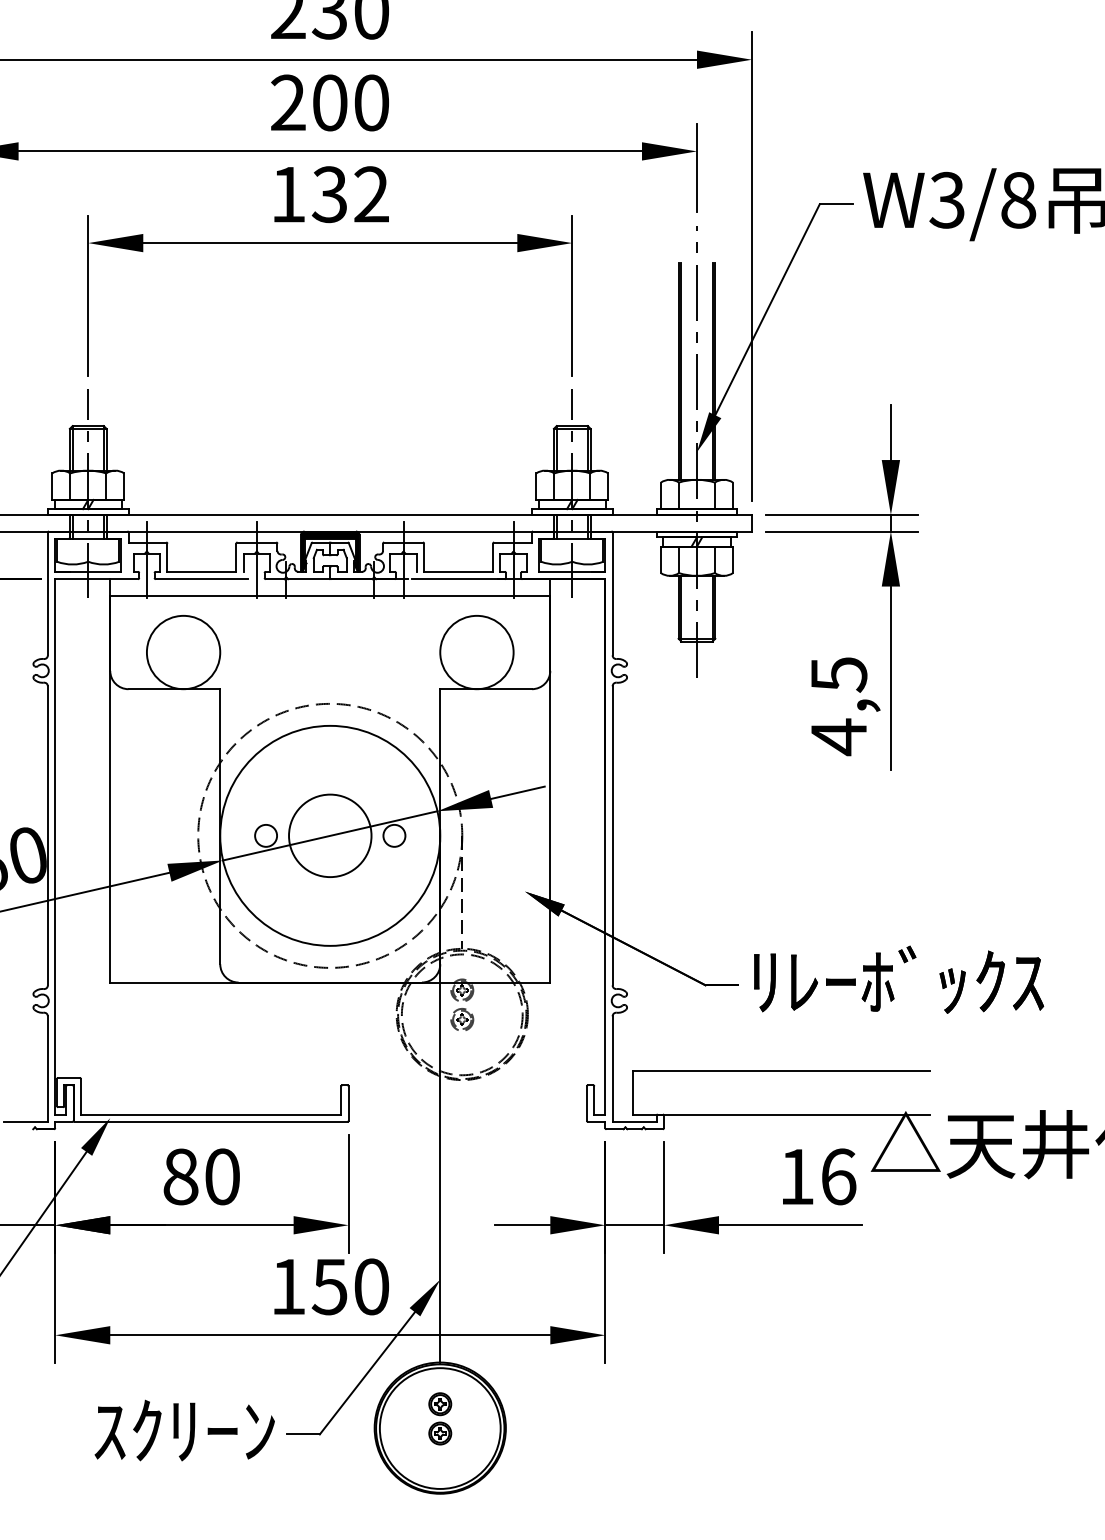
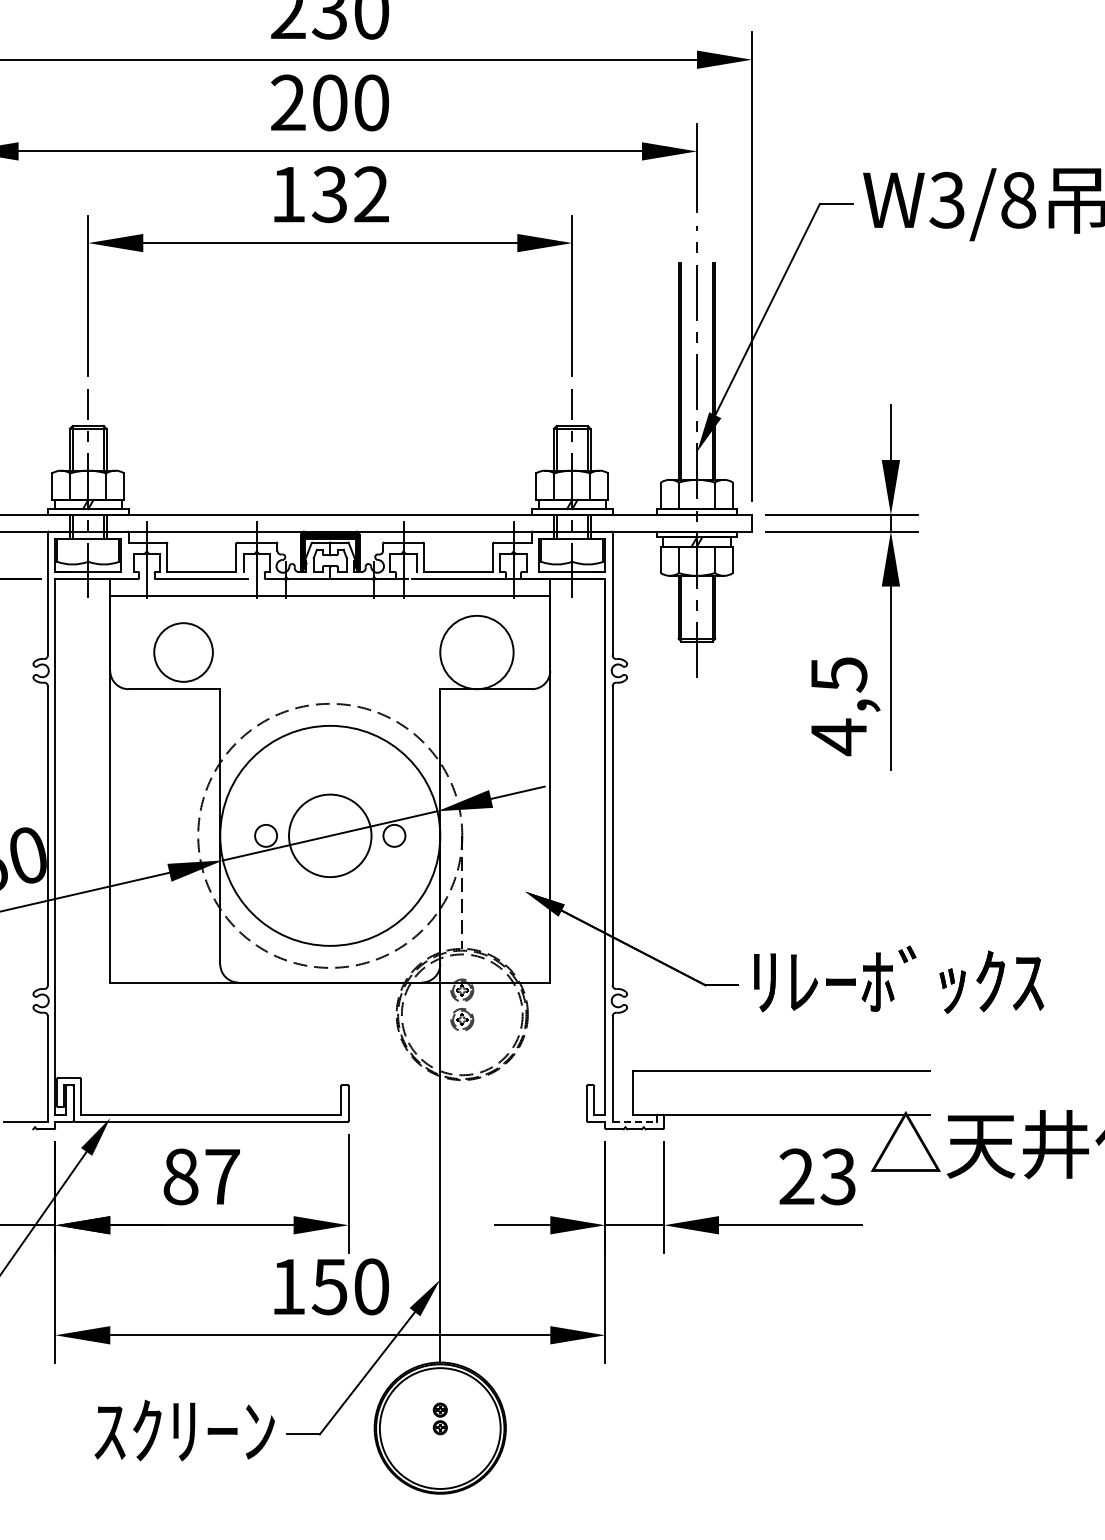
circle diameter: 73 px -> 59 px (183, 652)
line: solid -> dashed (635, 1121)
text: 80 -> 87 (222, 1176)
text: 16 -> 23 (817, 1176)
part size: 25x54 px -> 16x34 px (439, 1418)
